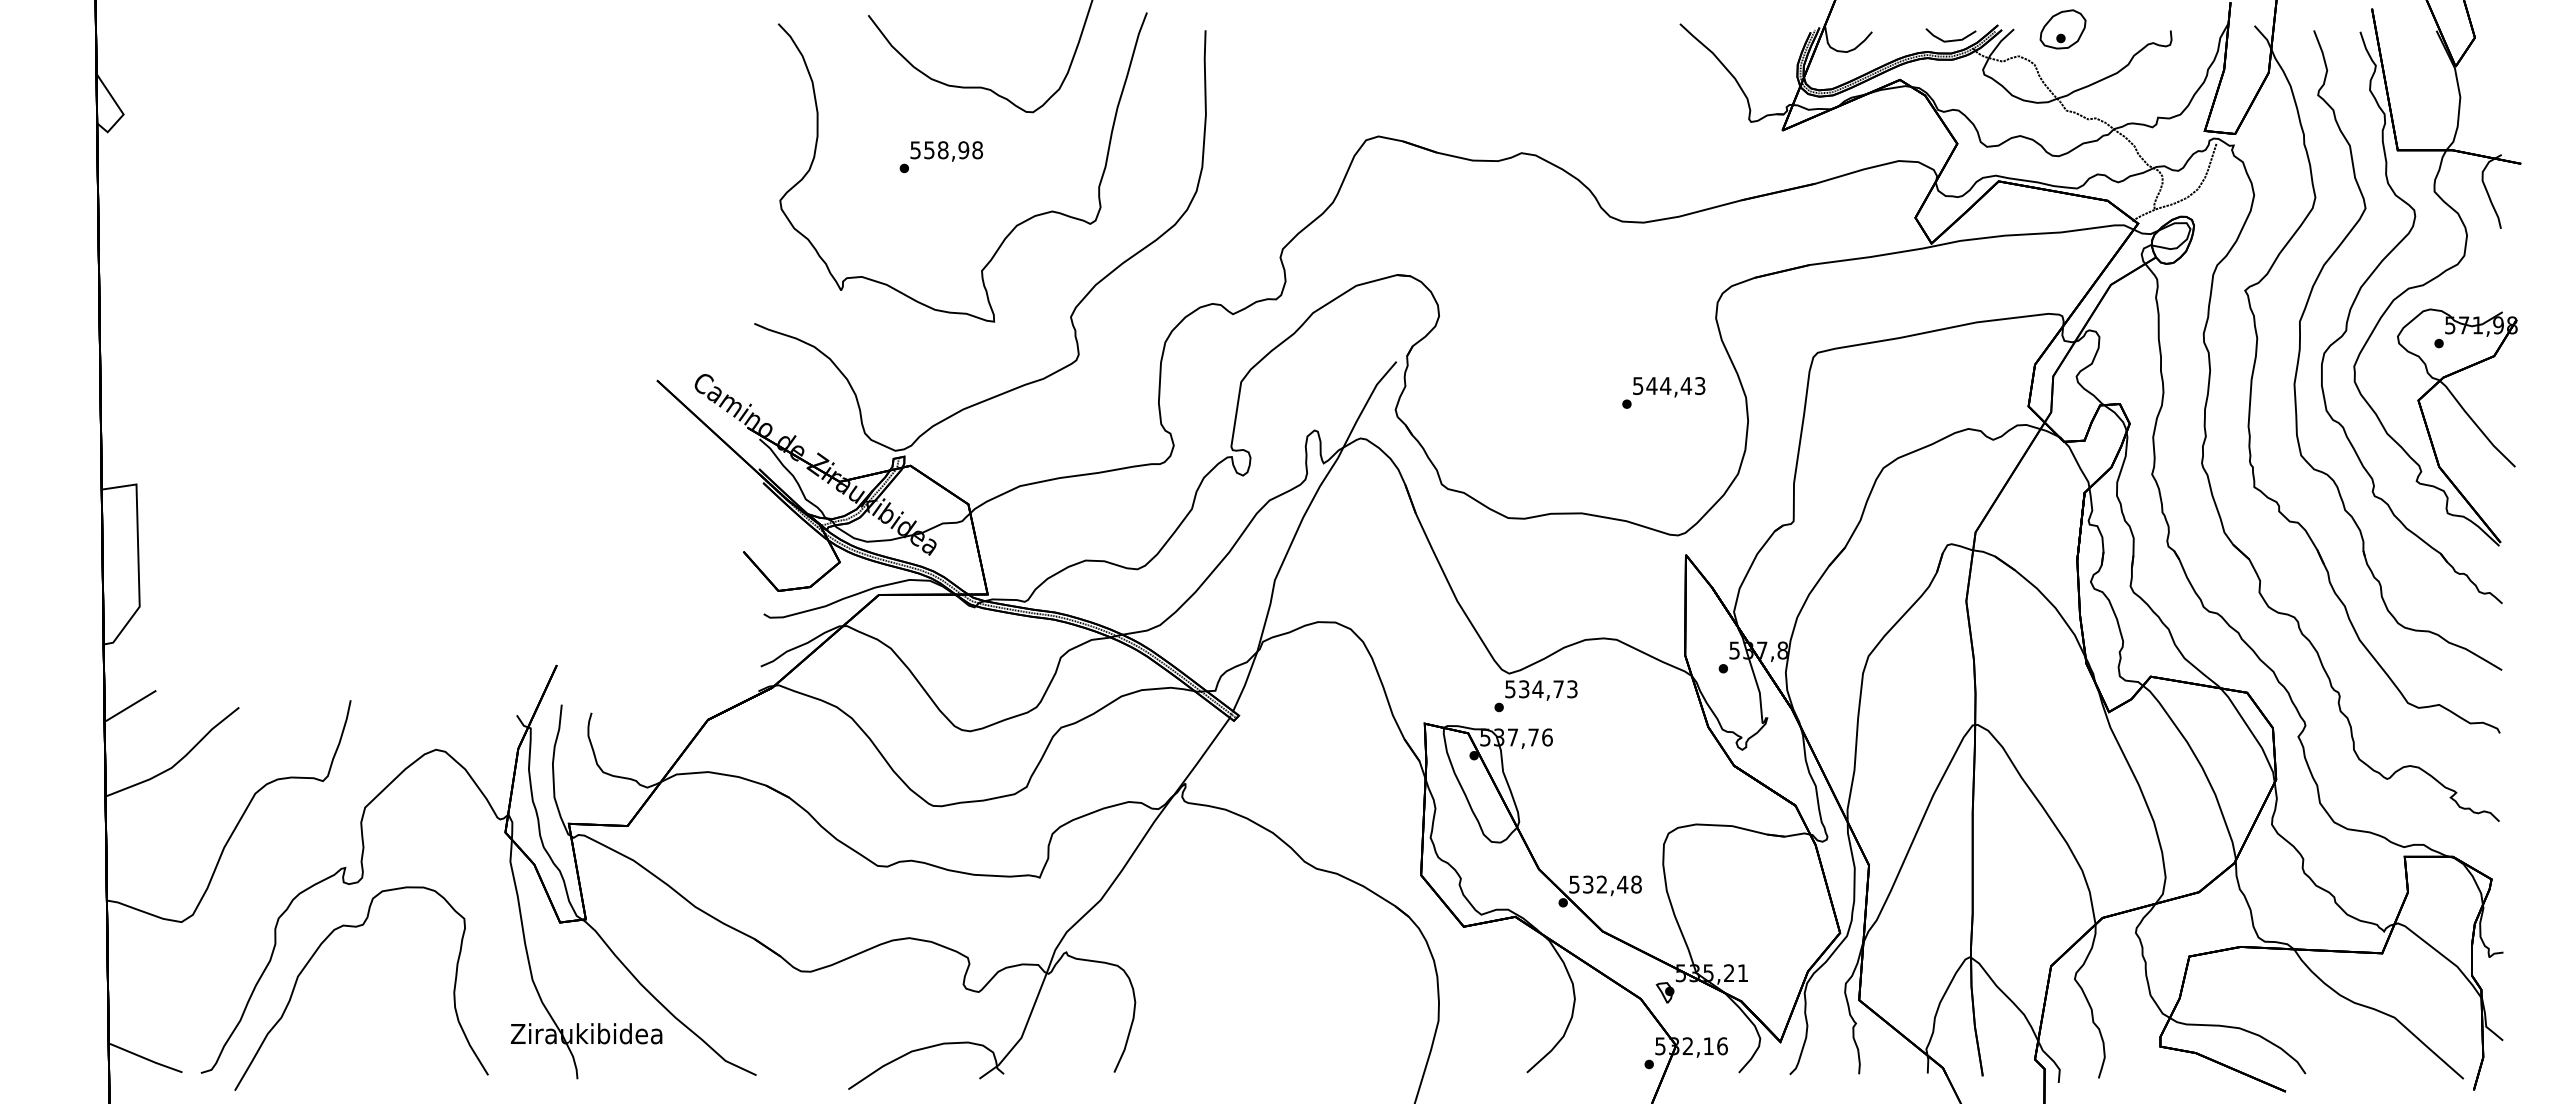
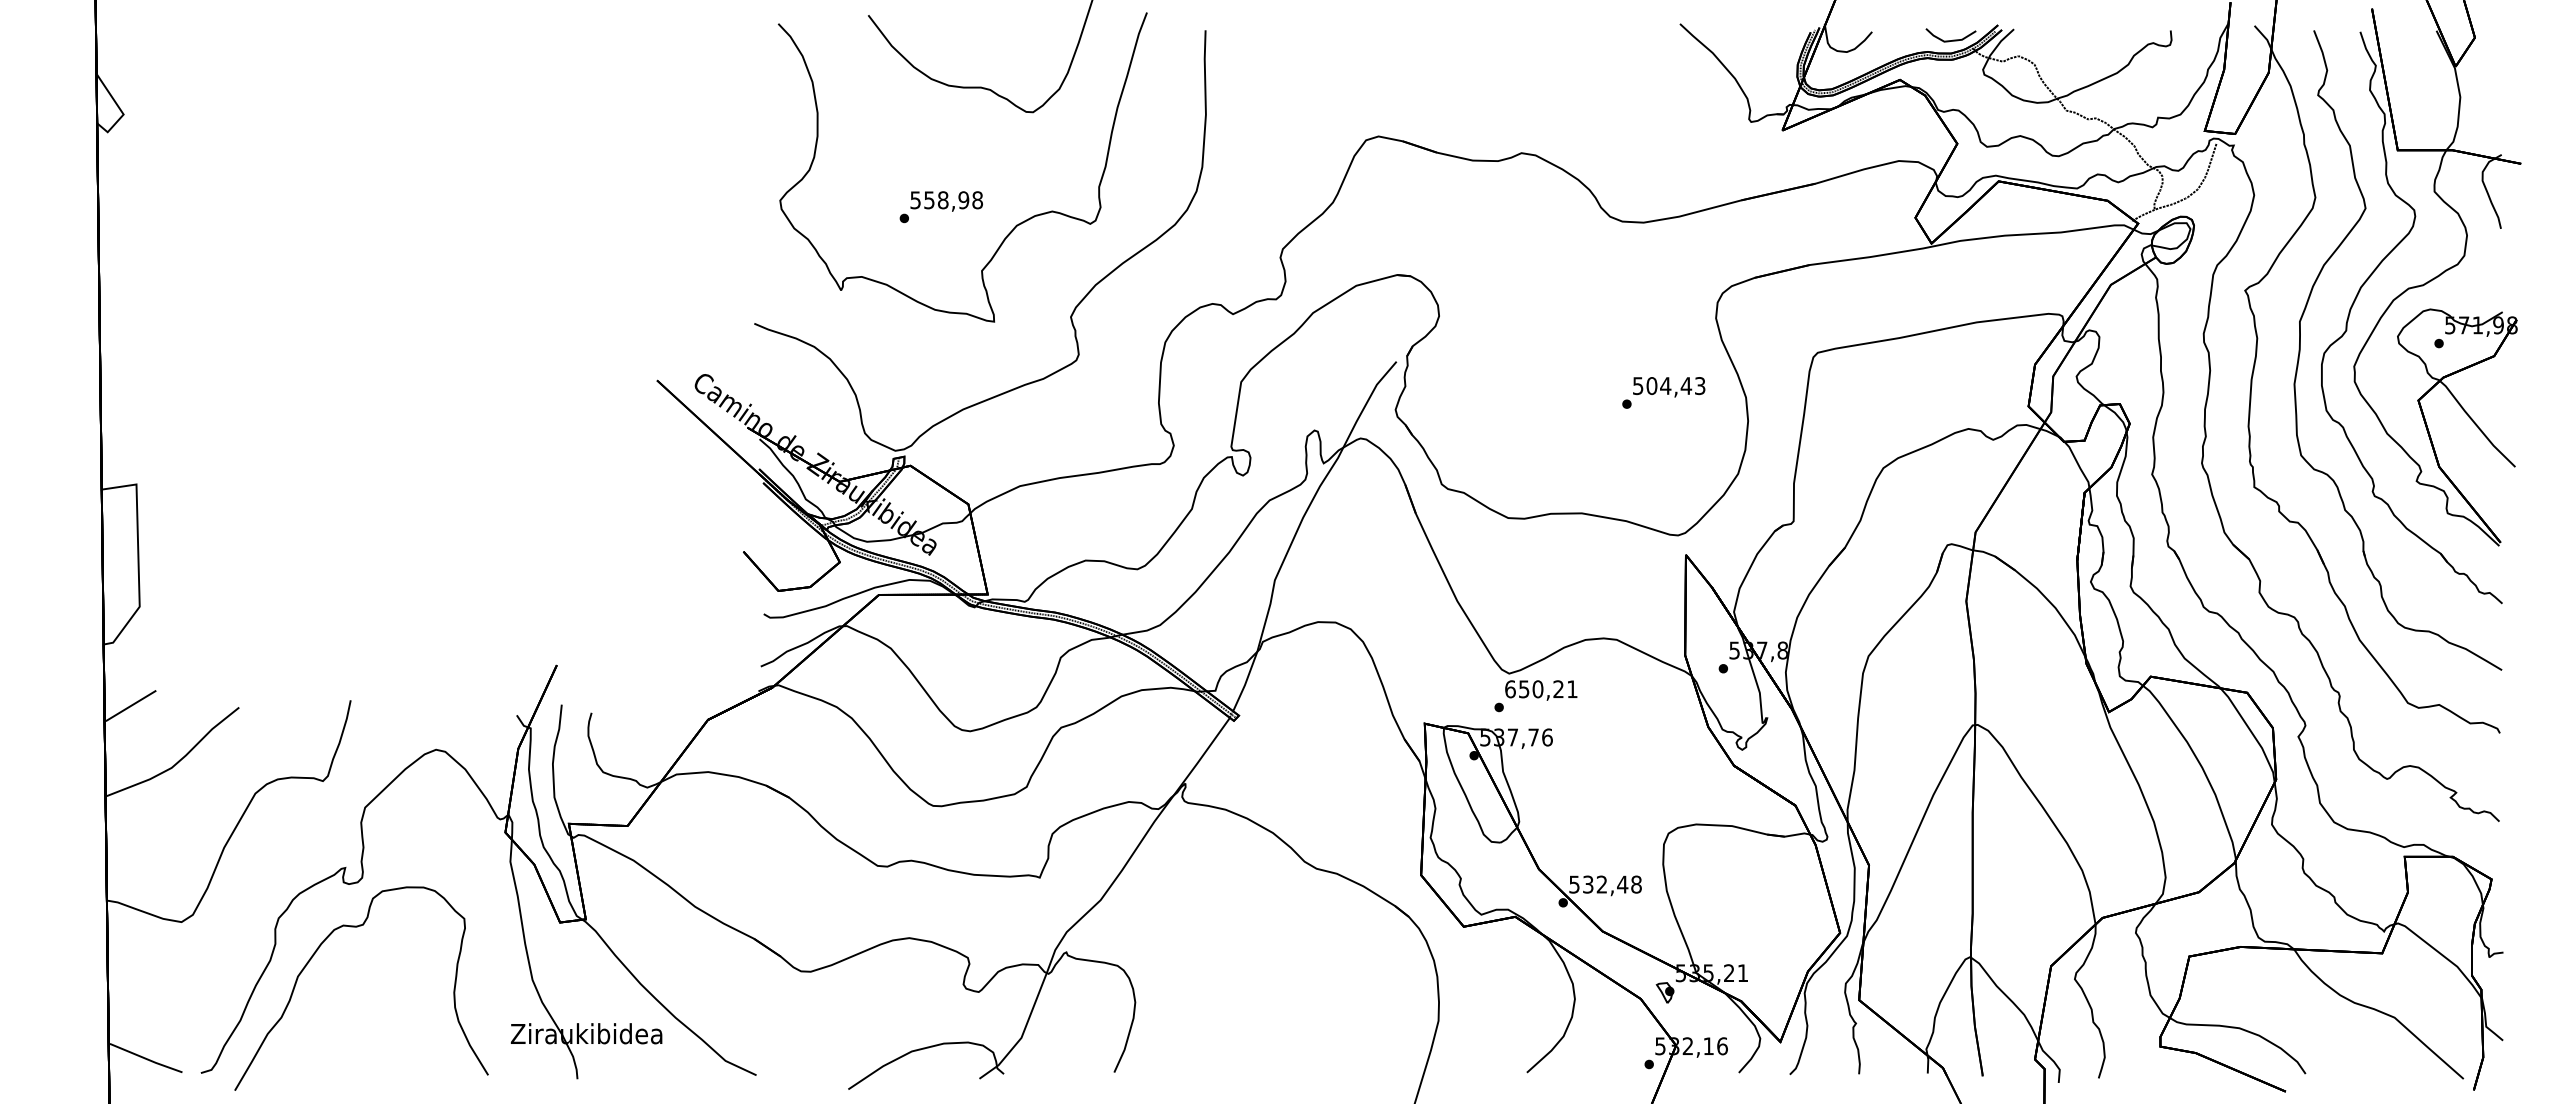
part: present -> none (2062, 29)
text position: (940, 157) -> (940, 207) (940, 207)
text: 544,43 -> 504,43 (1651, 385)
text: 534,73 -> 650,21 (1541, 689)
